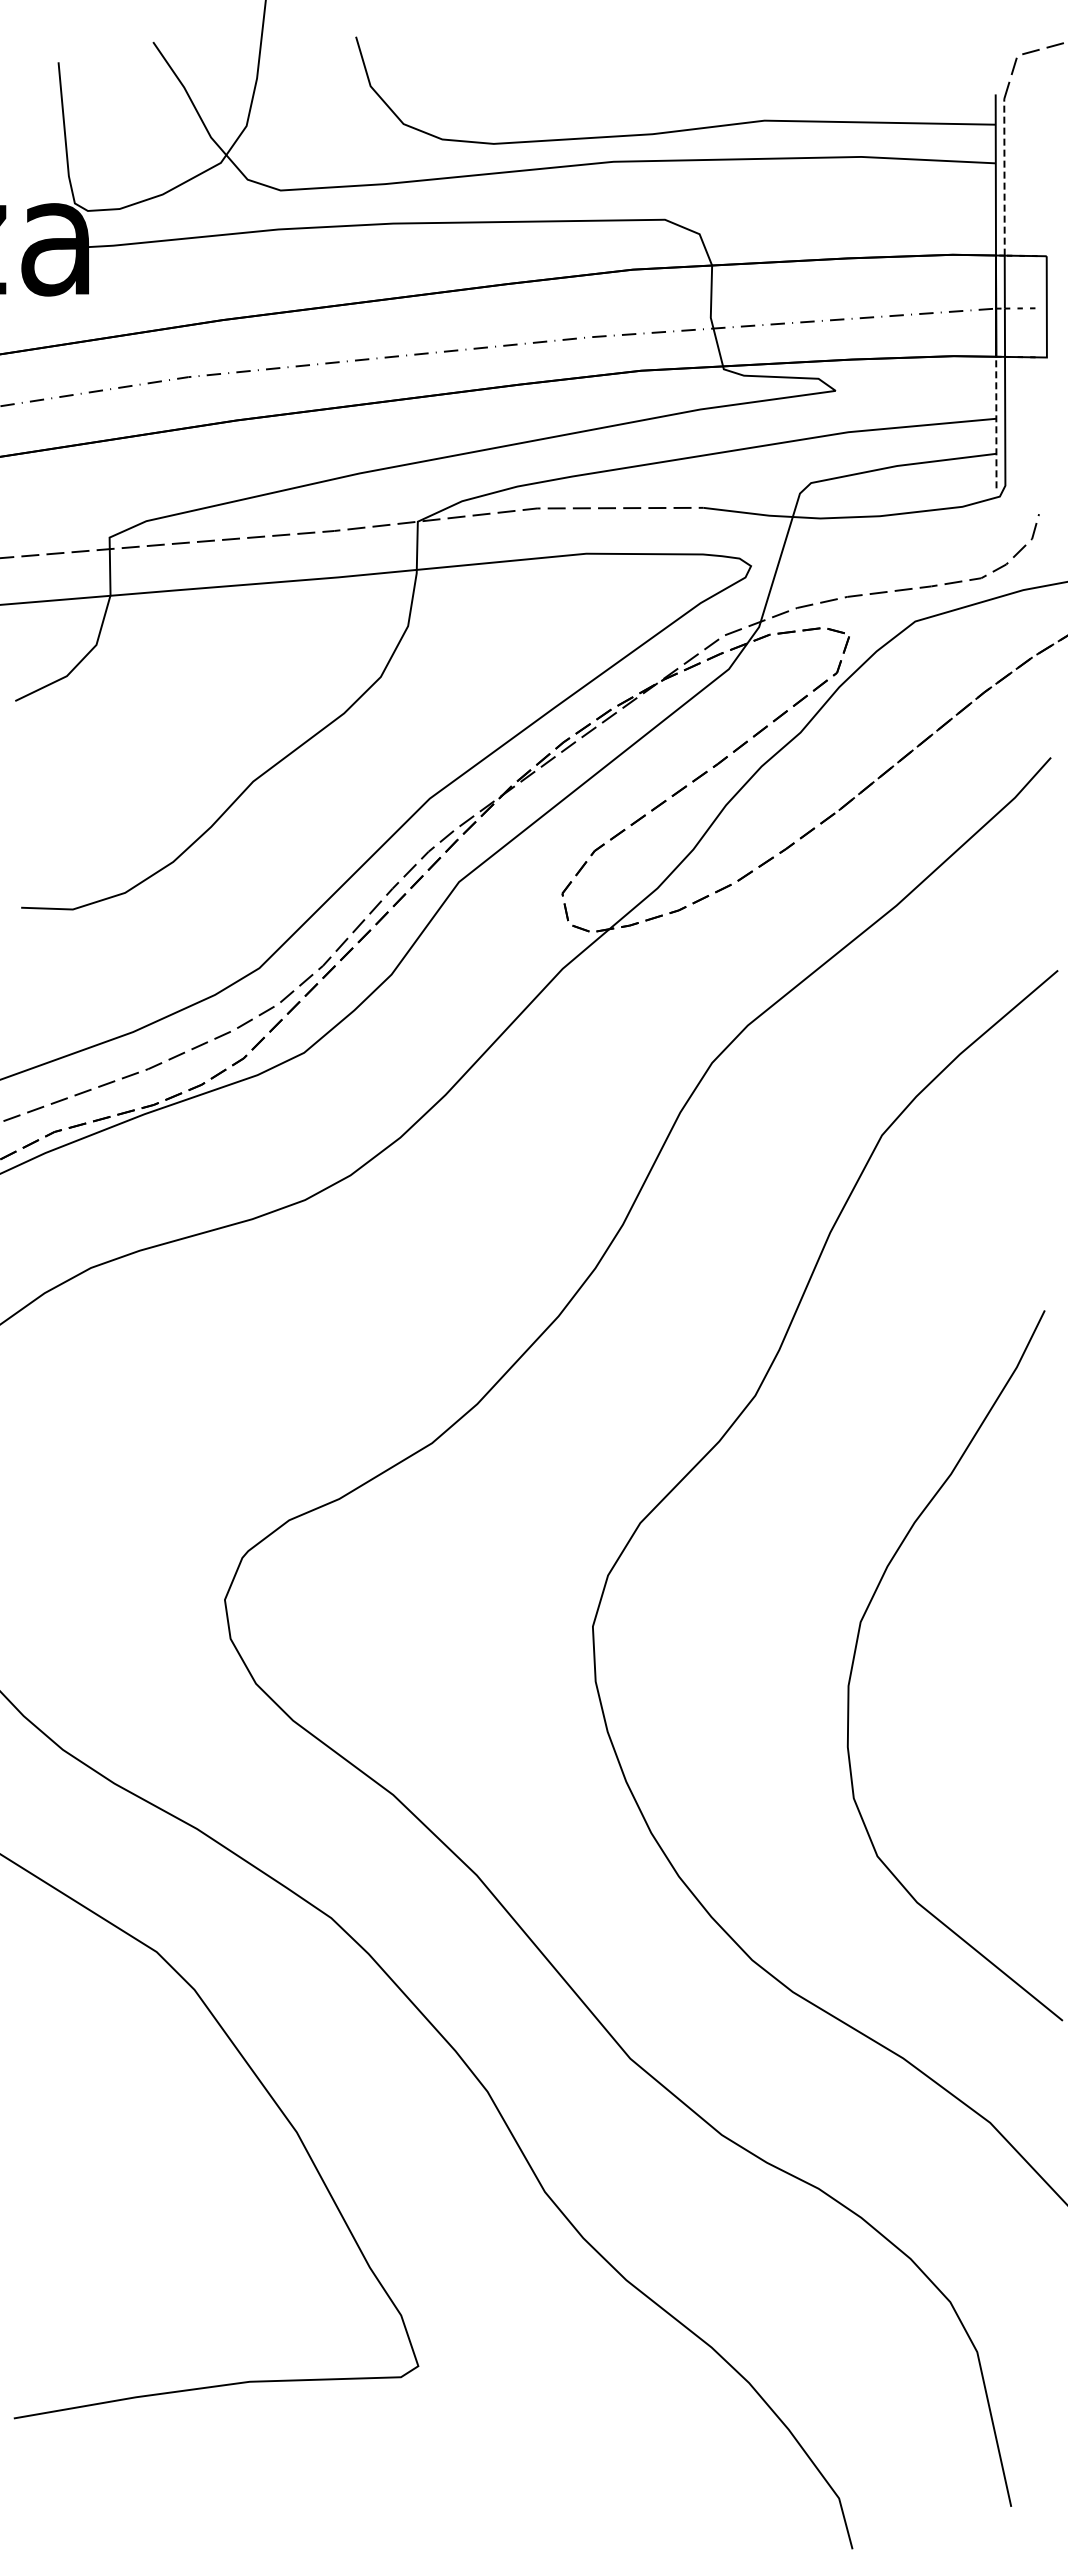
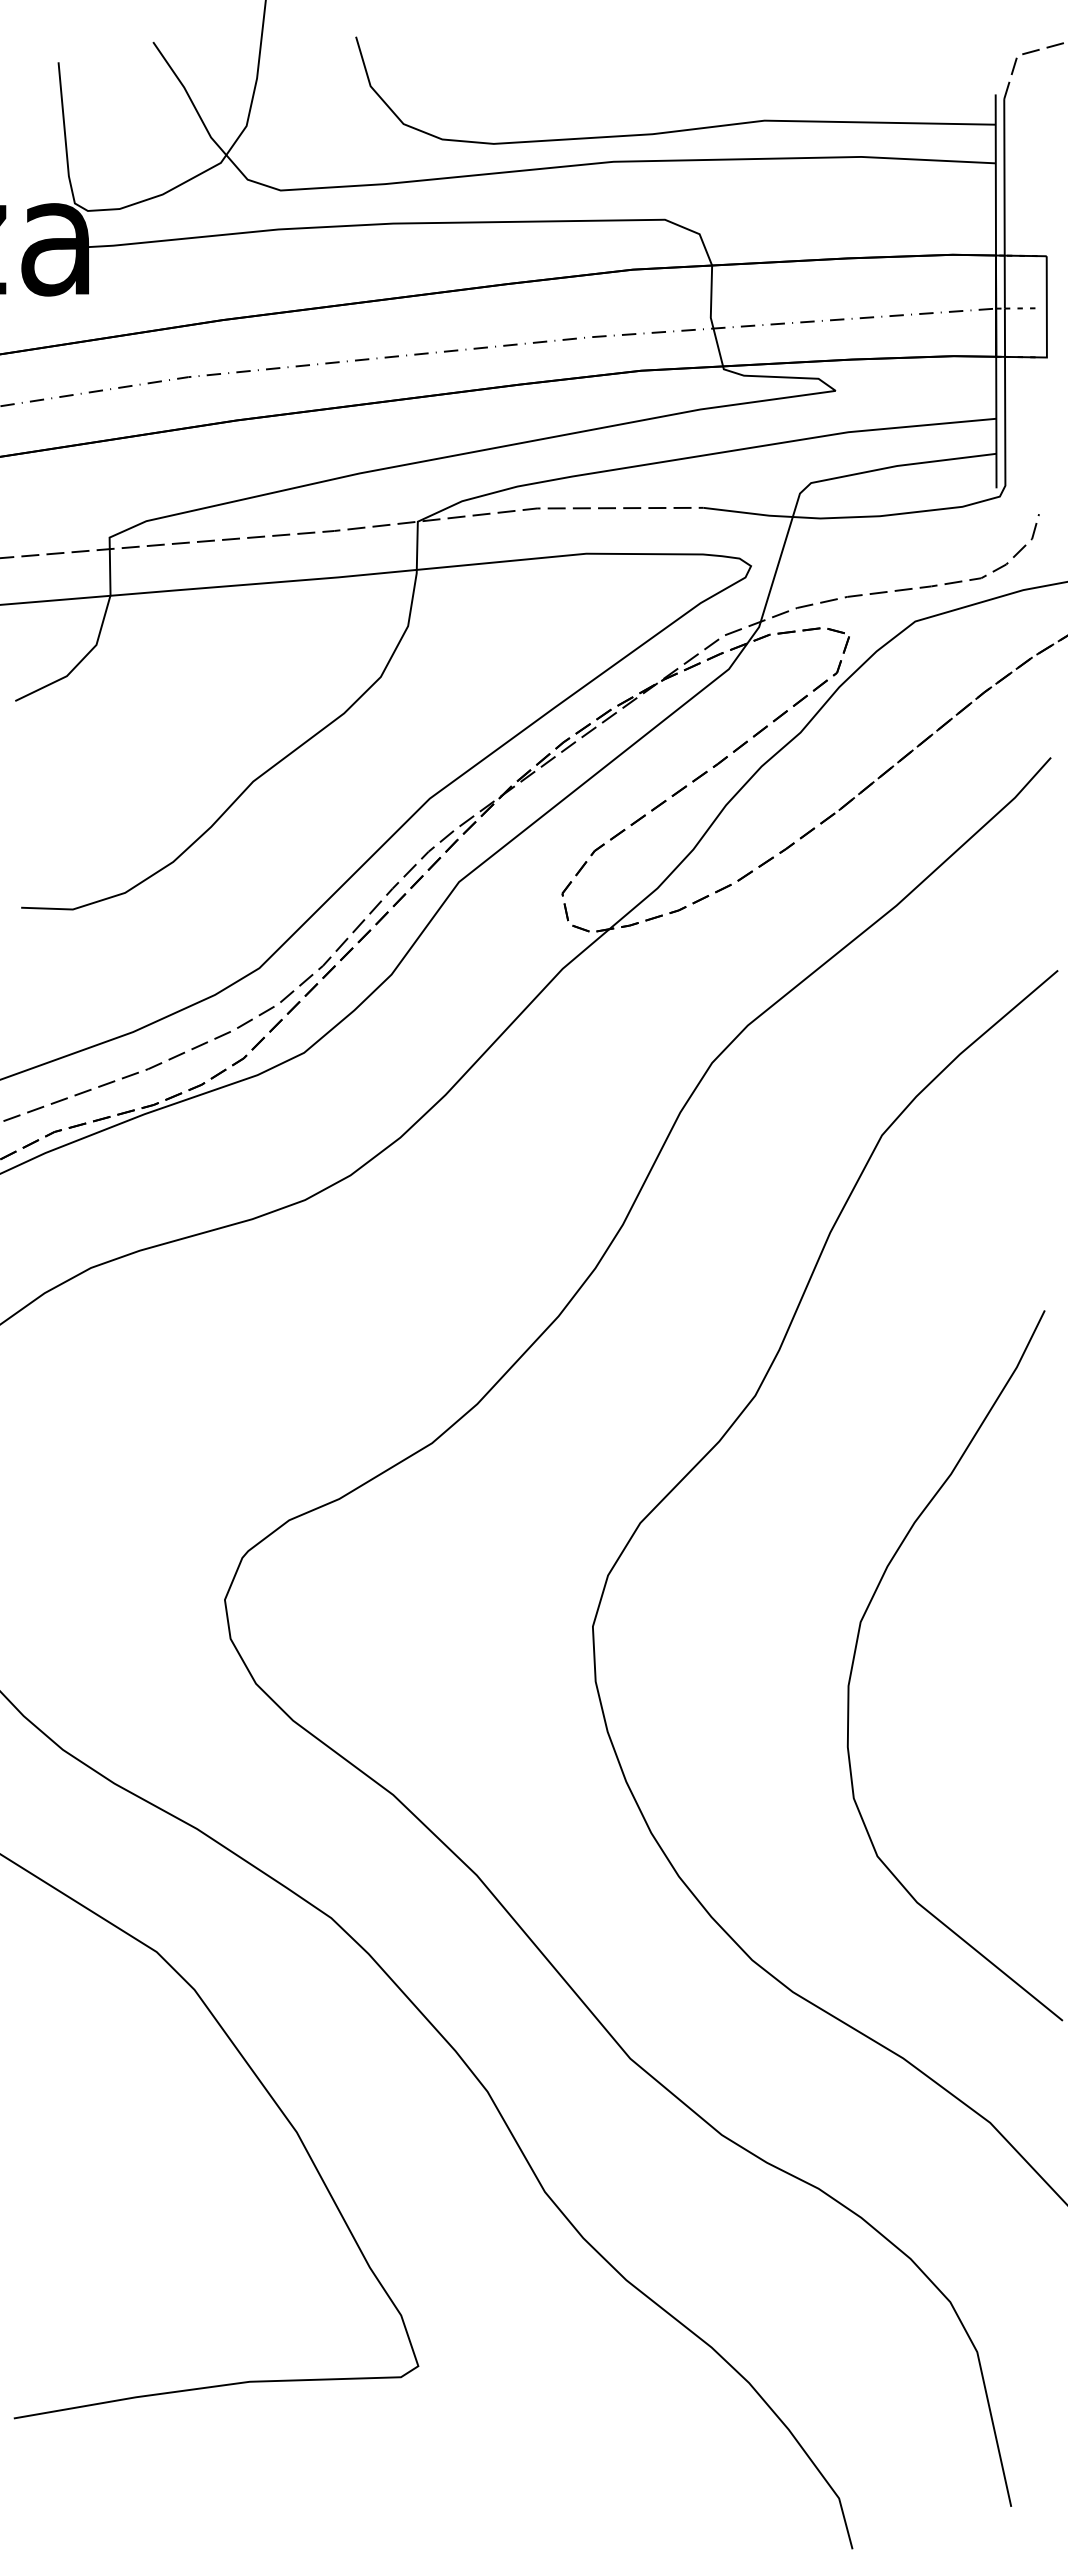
line: dashed -> solid (1004, 176)
line: dashed -> solid (996, 422)
